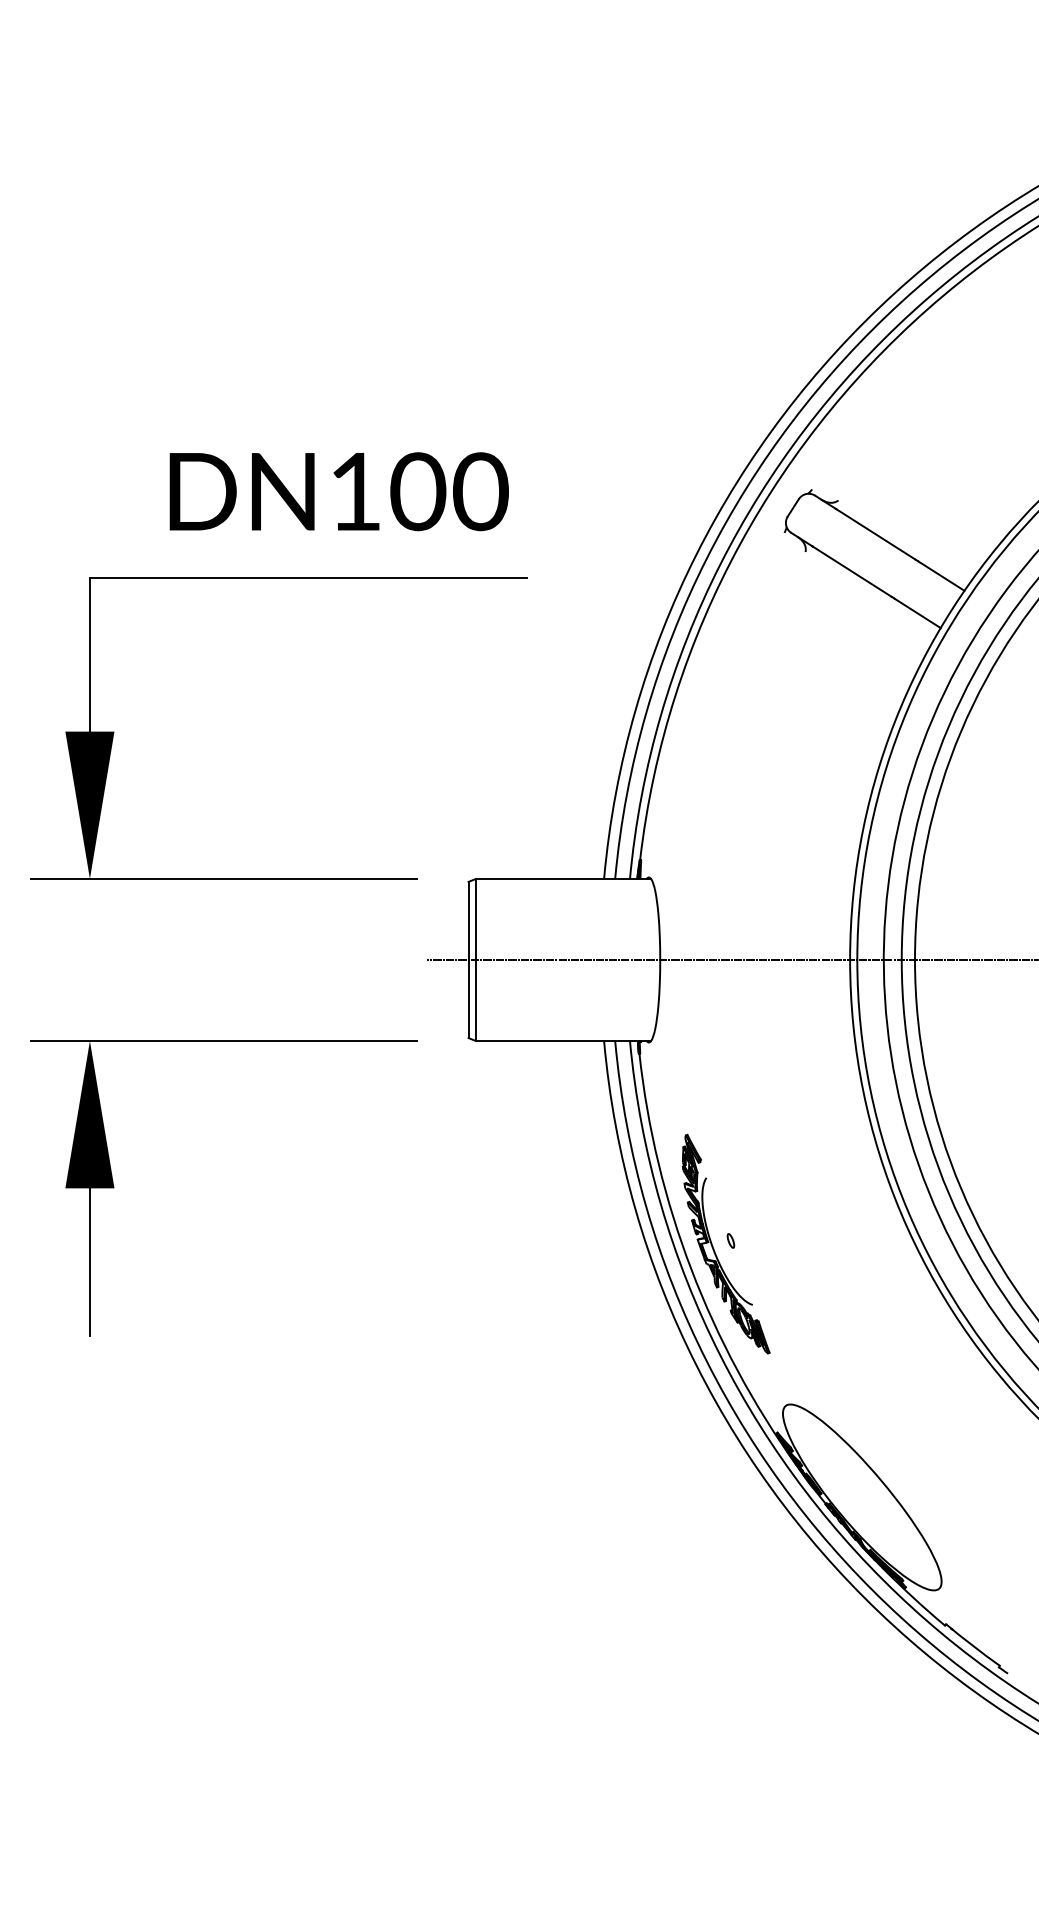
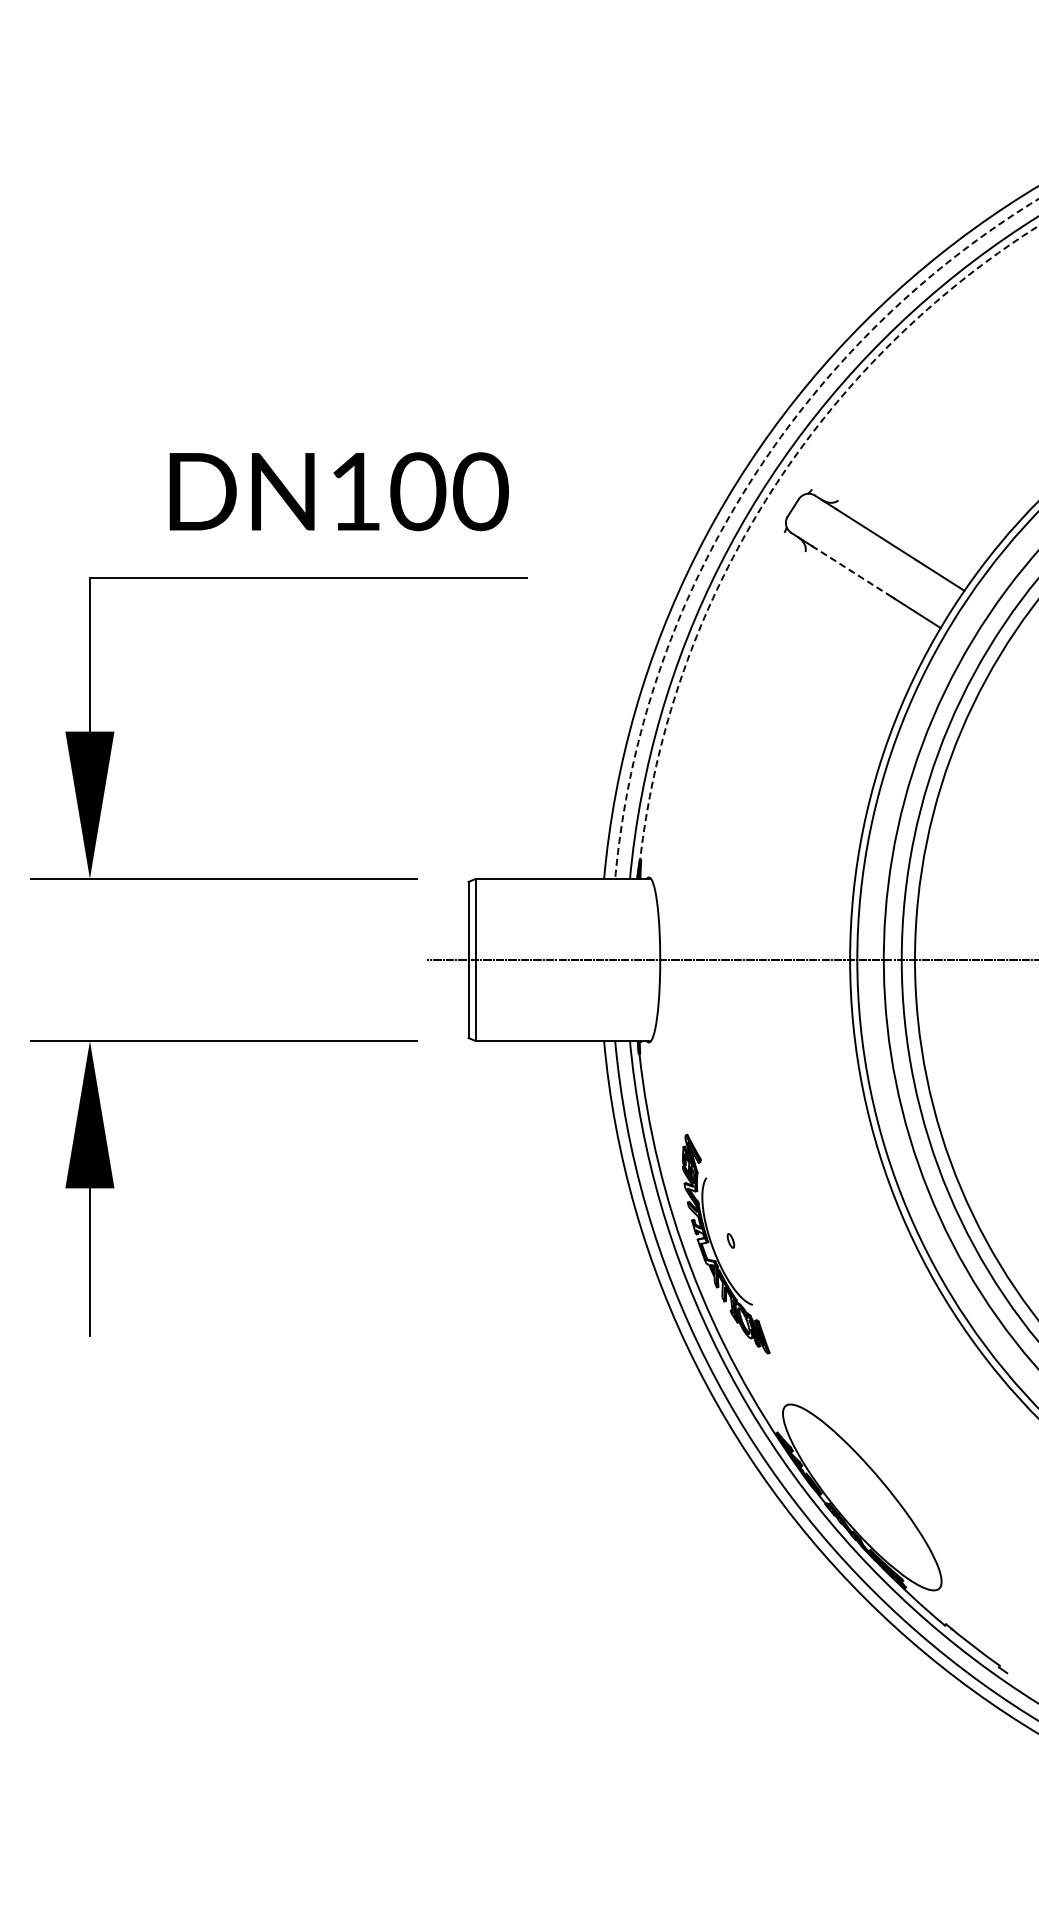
arc: solid -> dashed (747, 486)
arc: solid -> dashed (769, 494)
line: solid -> dashed (851, 571)
